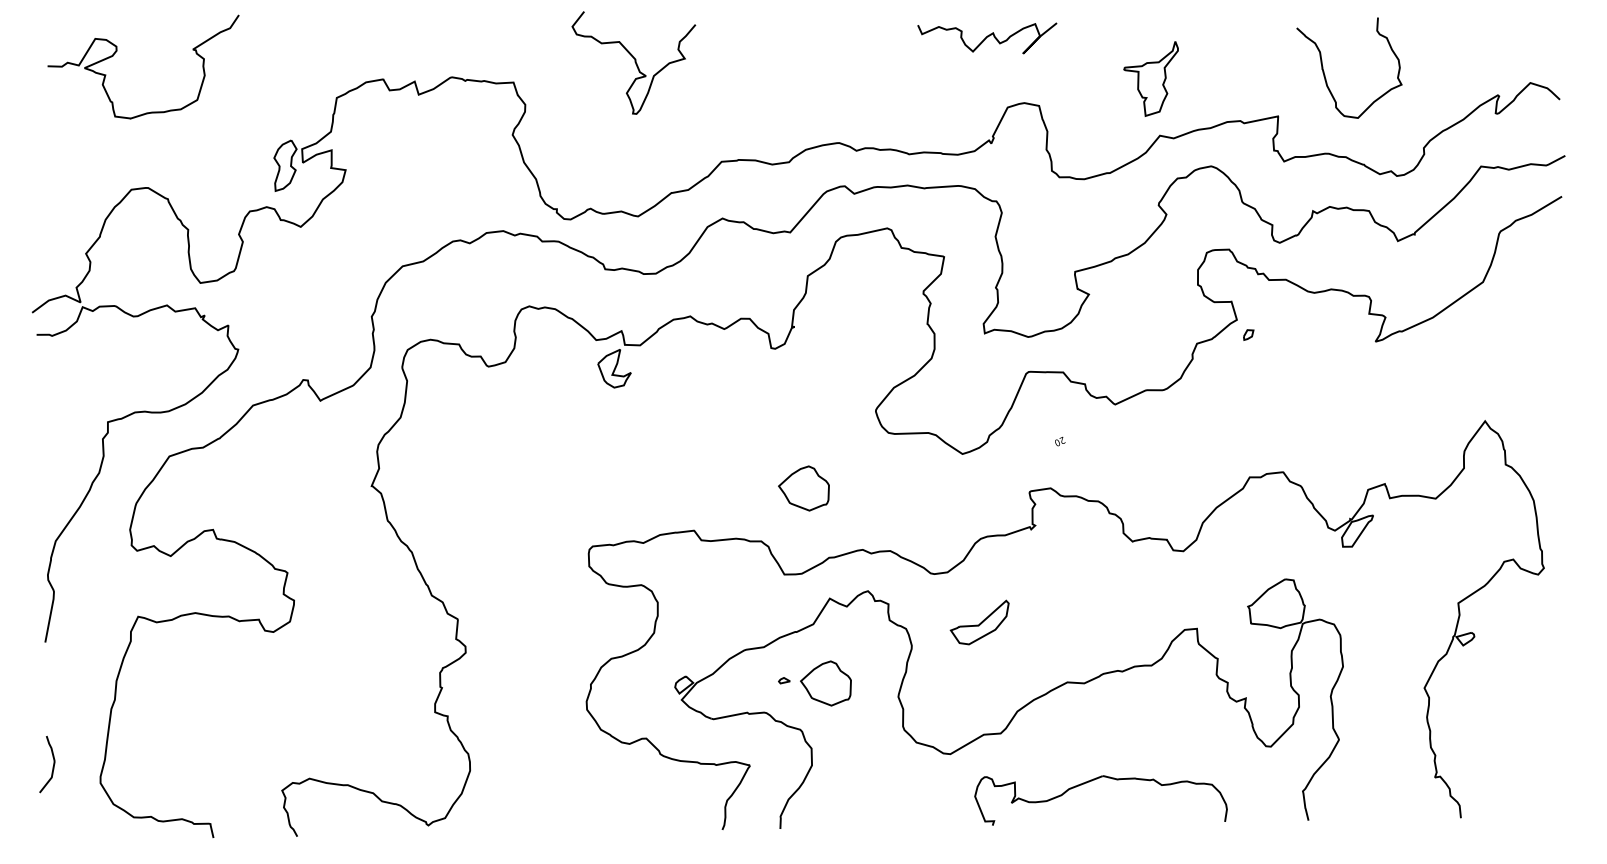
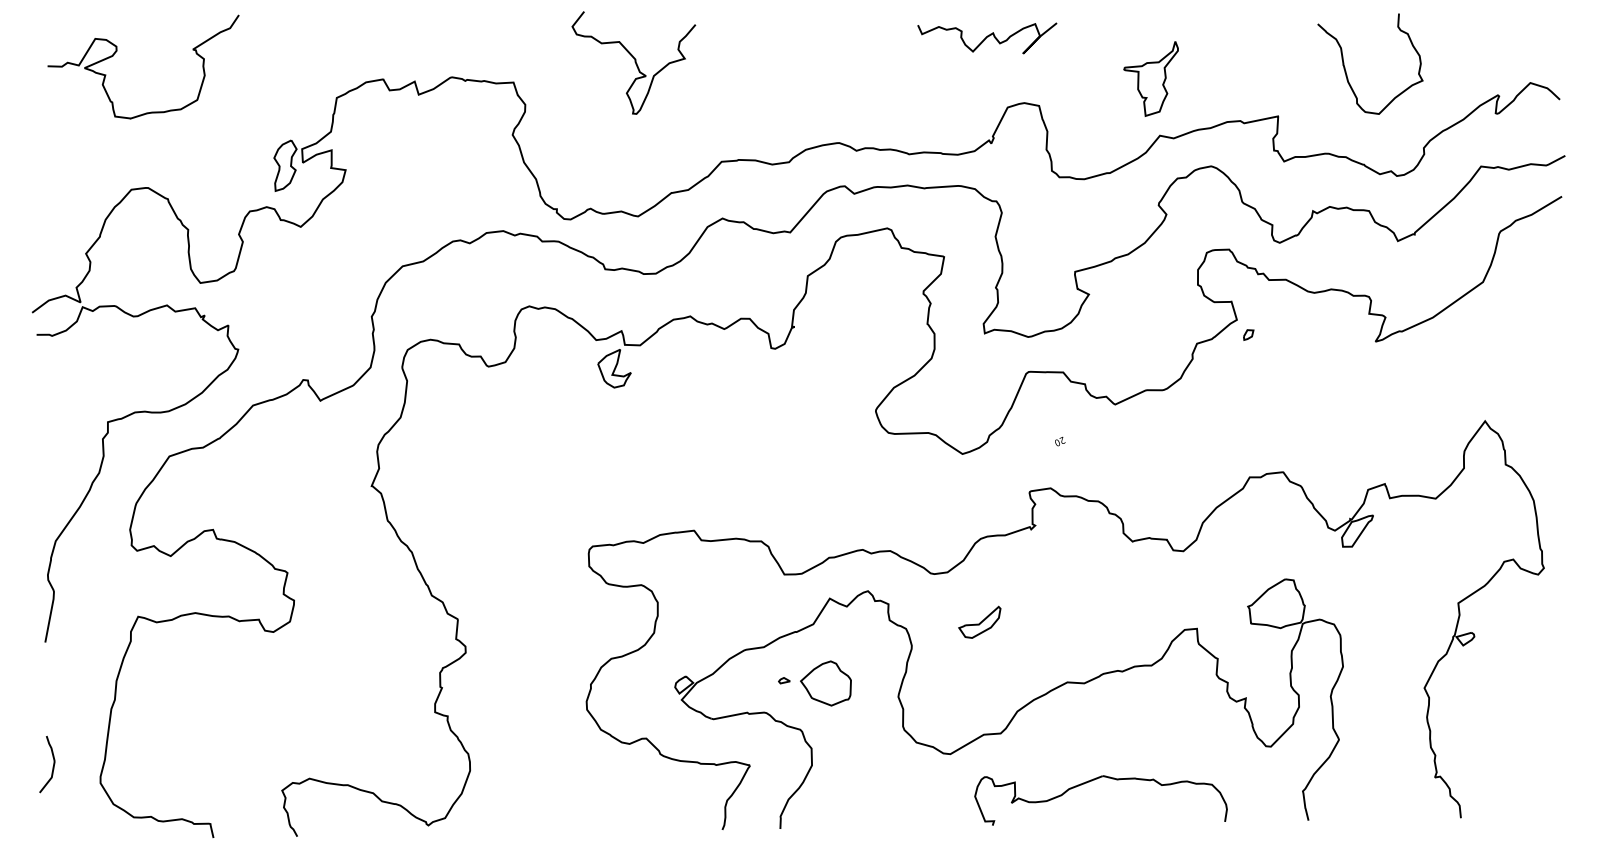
curve position: (1325, 75) -> (1346, 71) (1346, 71)
part: present -> none (803, 488)
part size: 61x47 px -> 44x34 px (979, 621)
